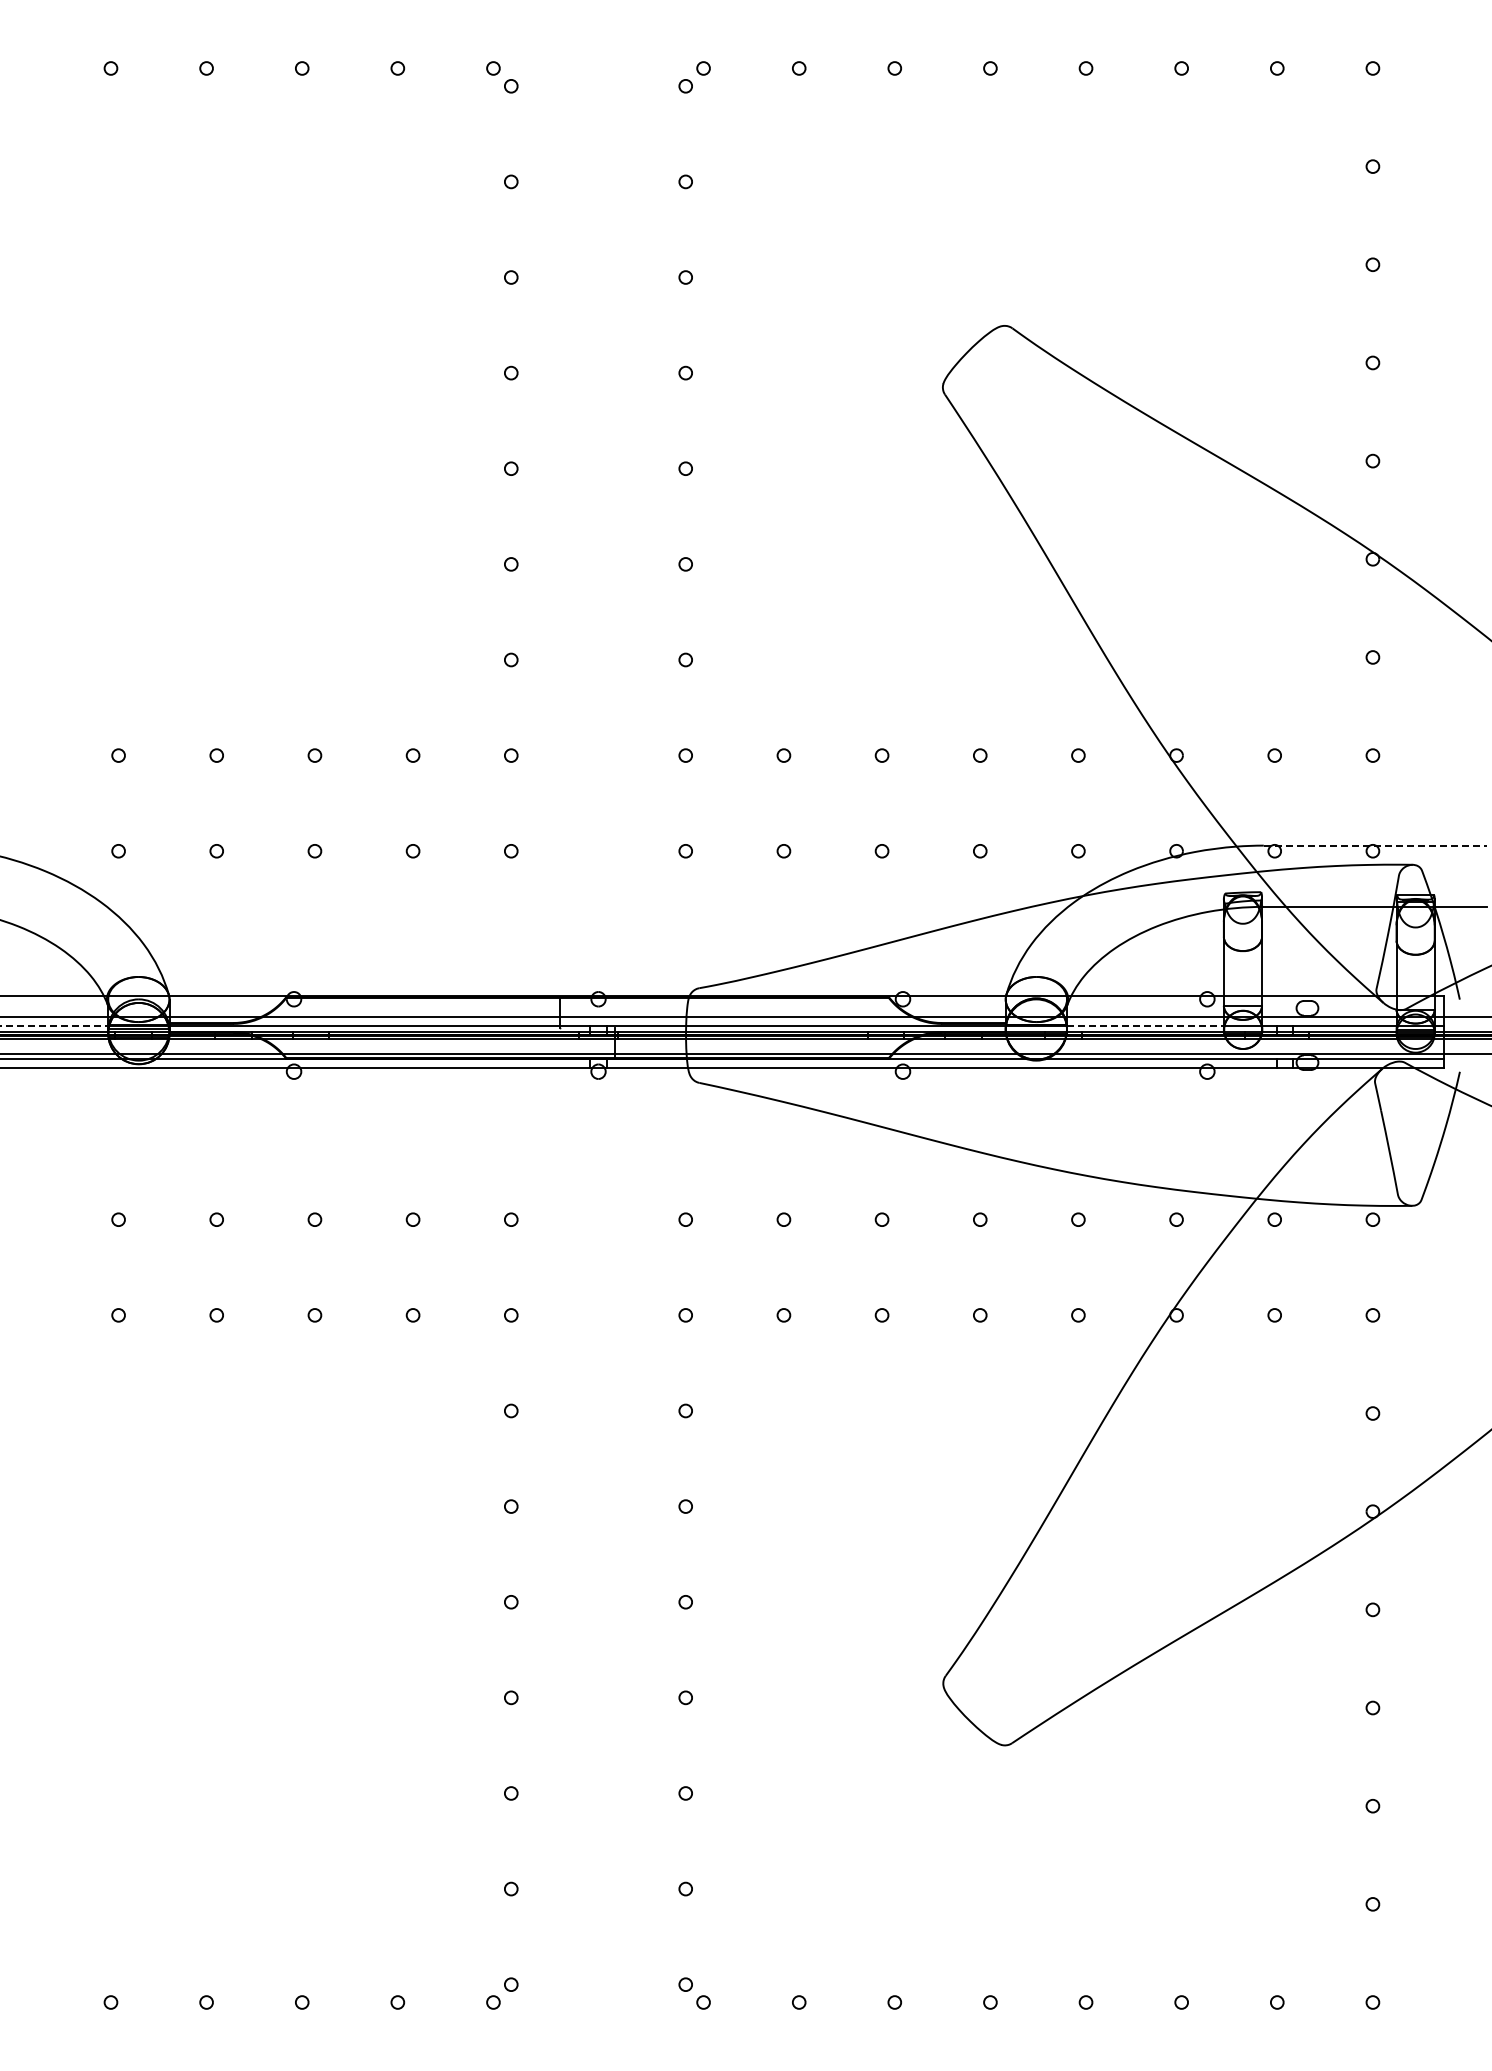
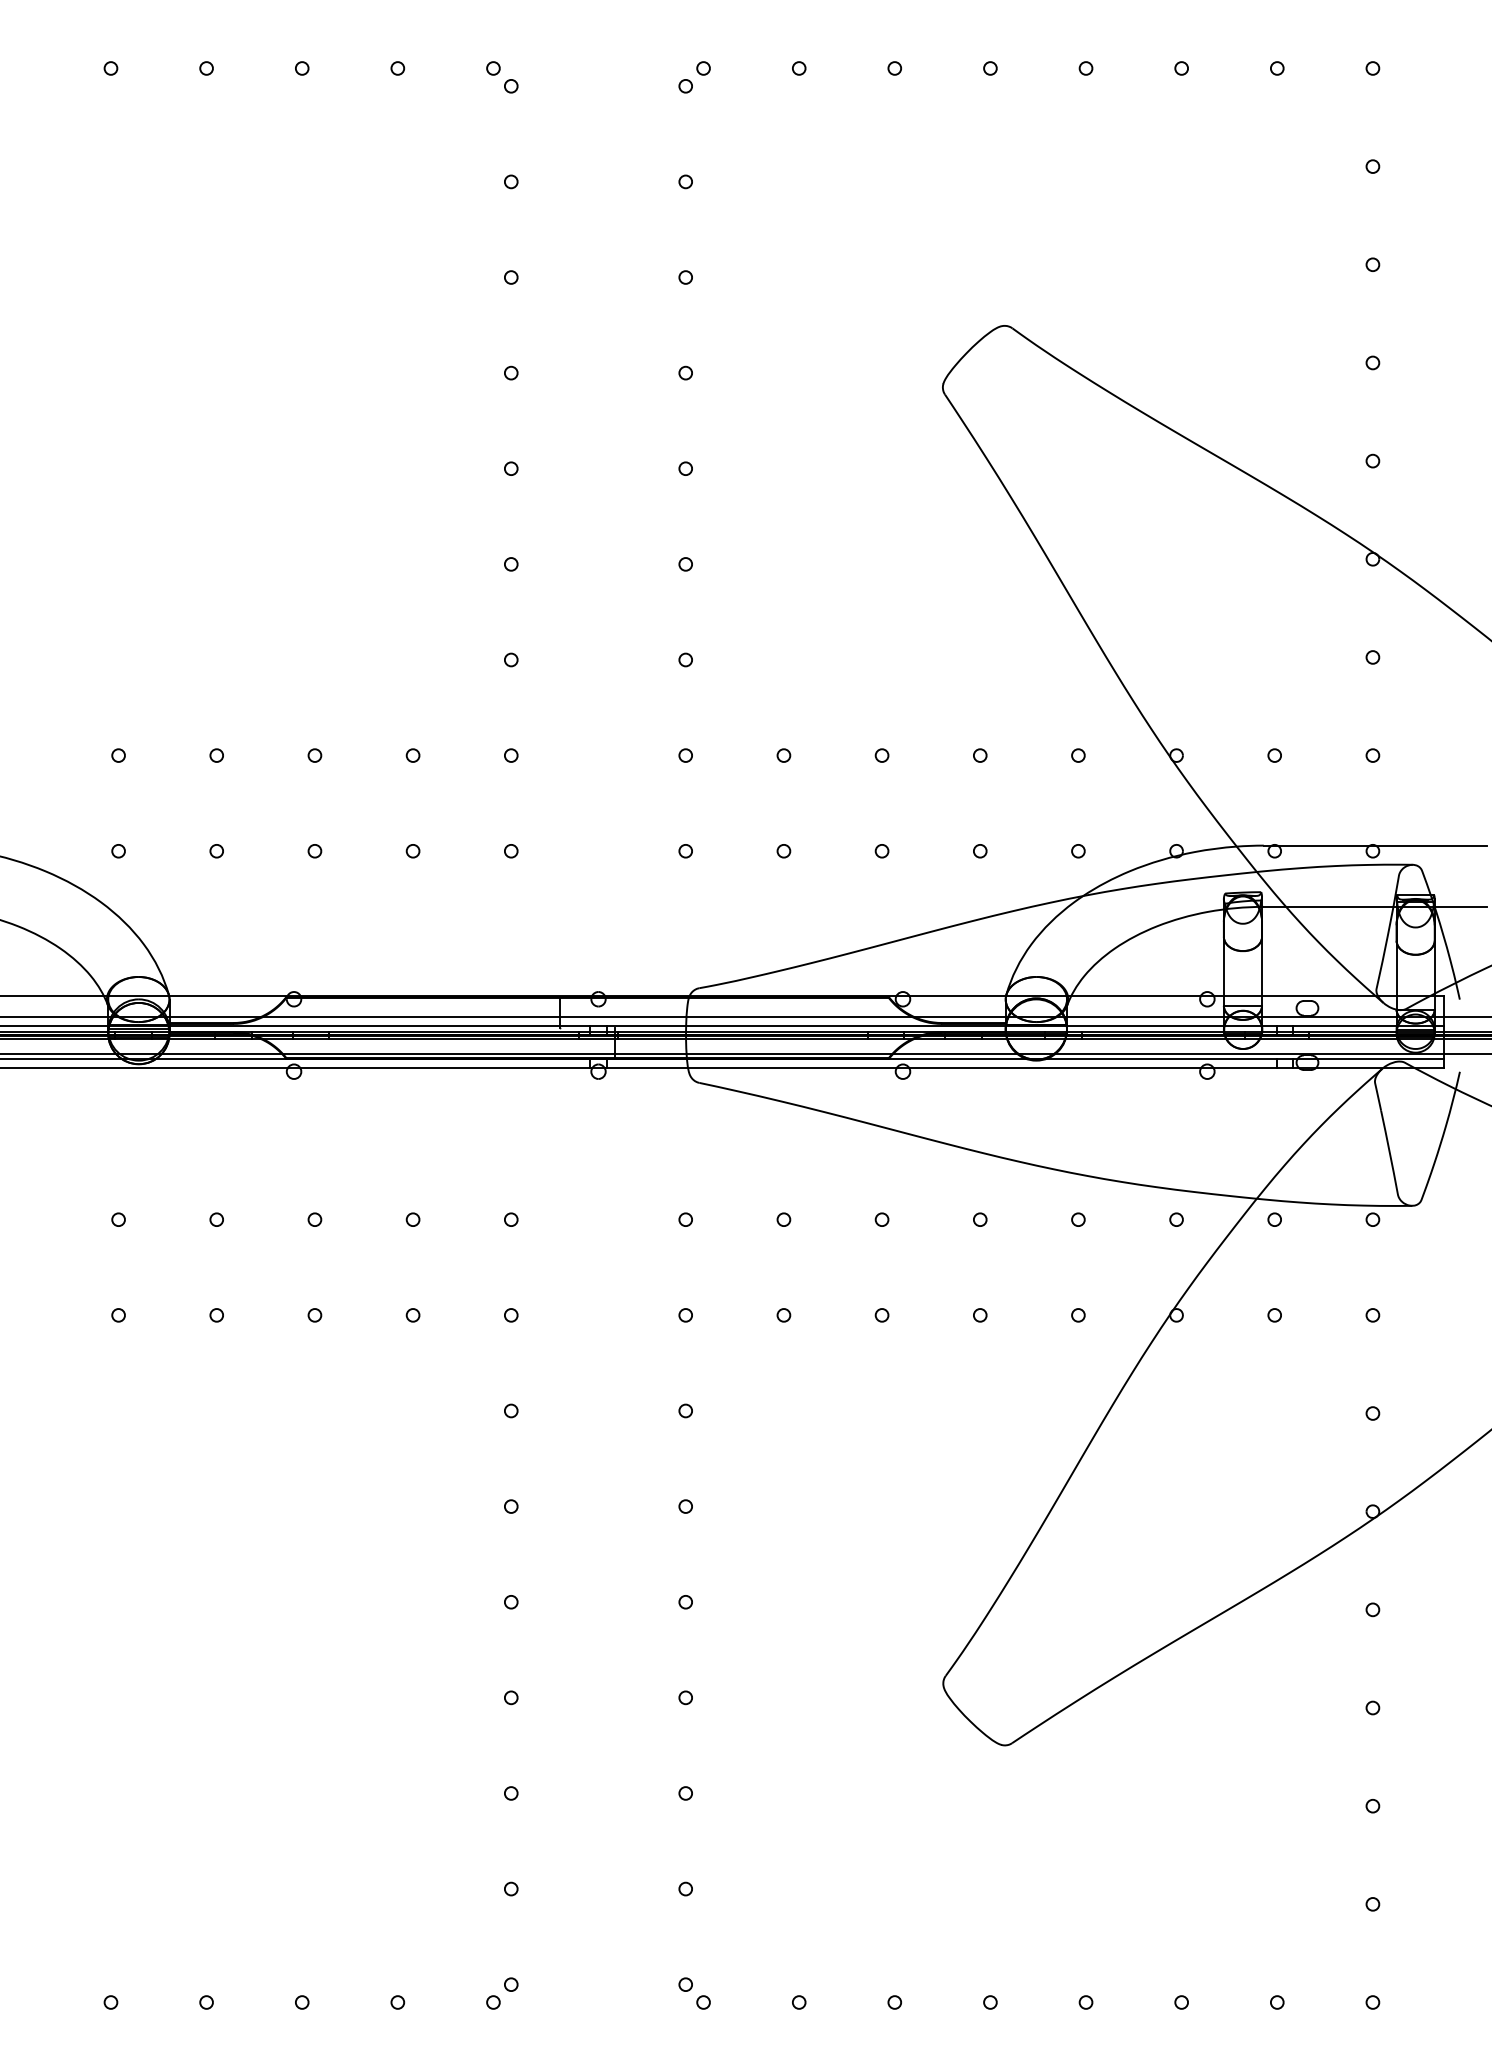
line: dashed -> solid (1375, 845)
line: dashed -> solid (54, 1026)
line: dashed -> solid (1145, 1026)
